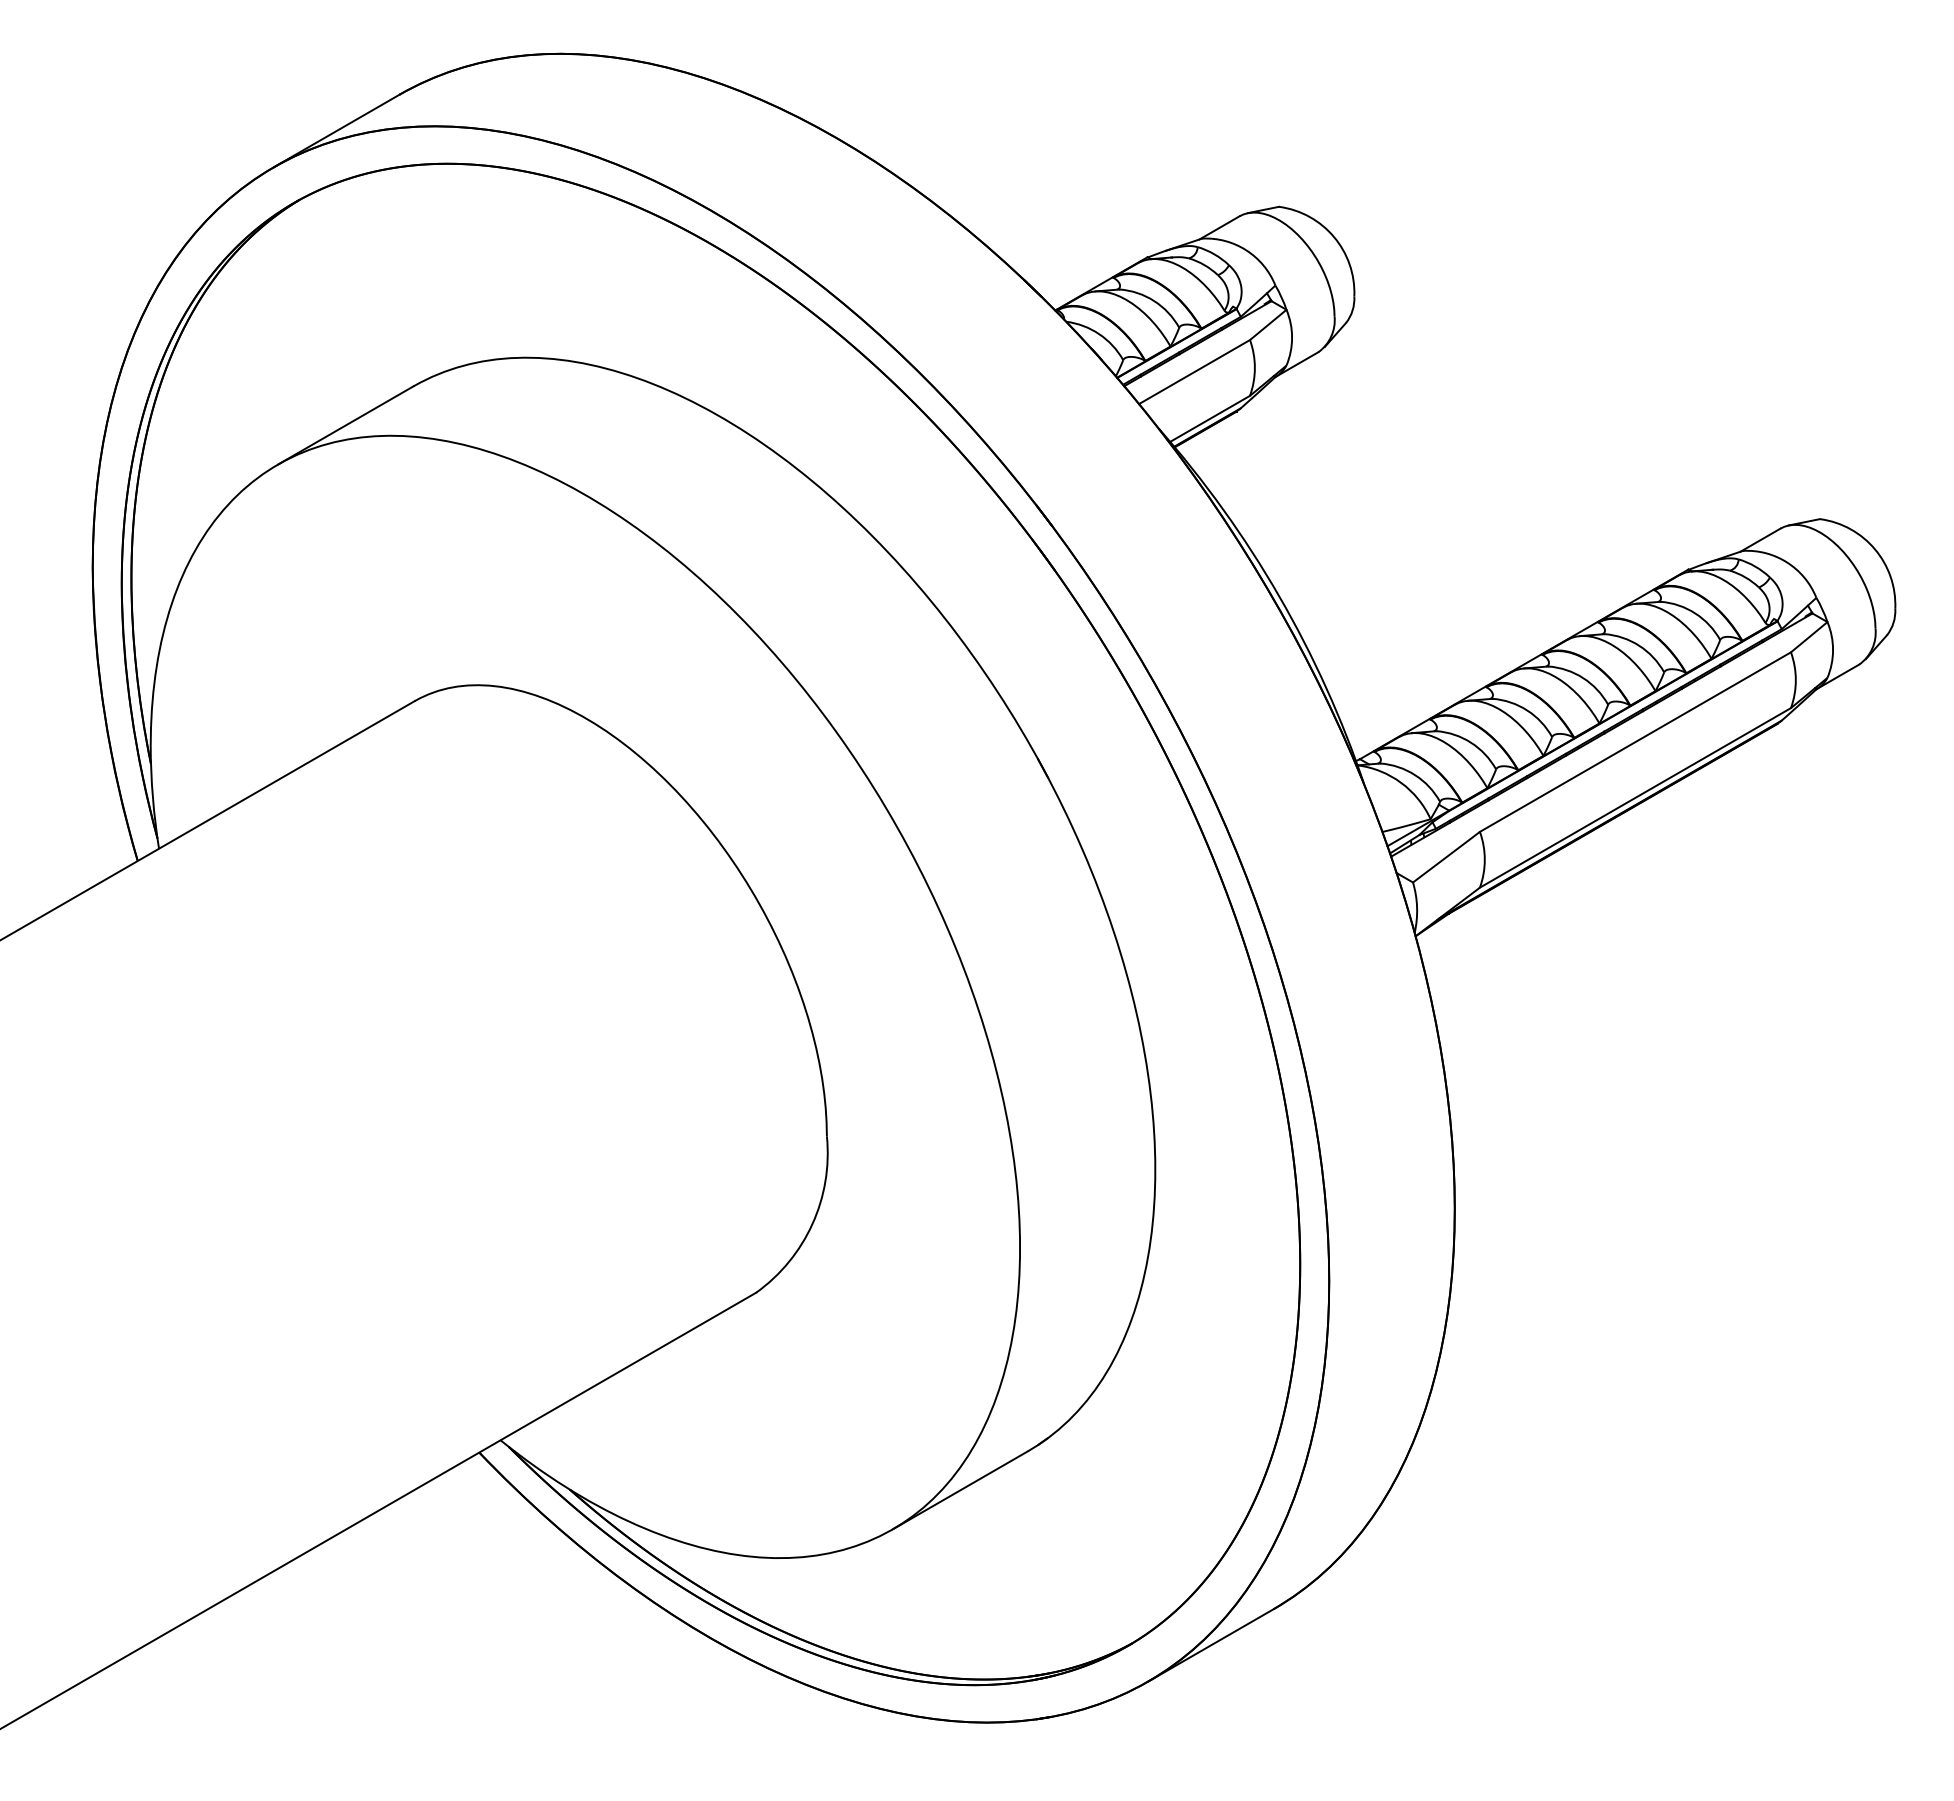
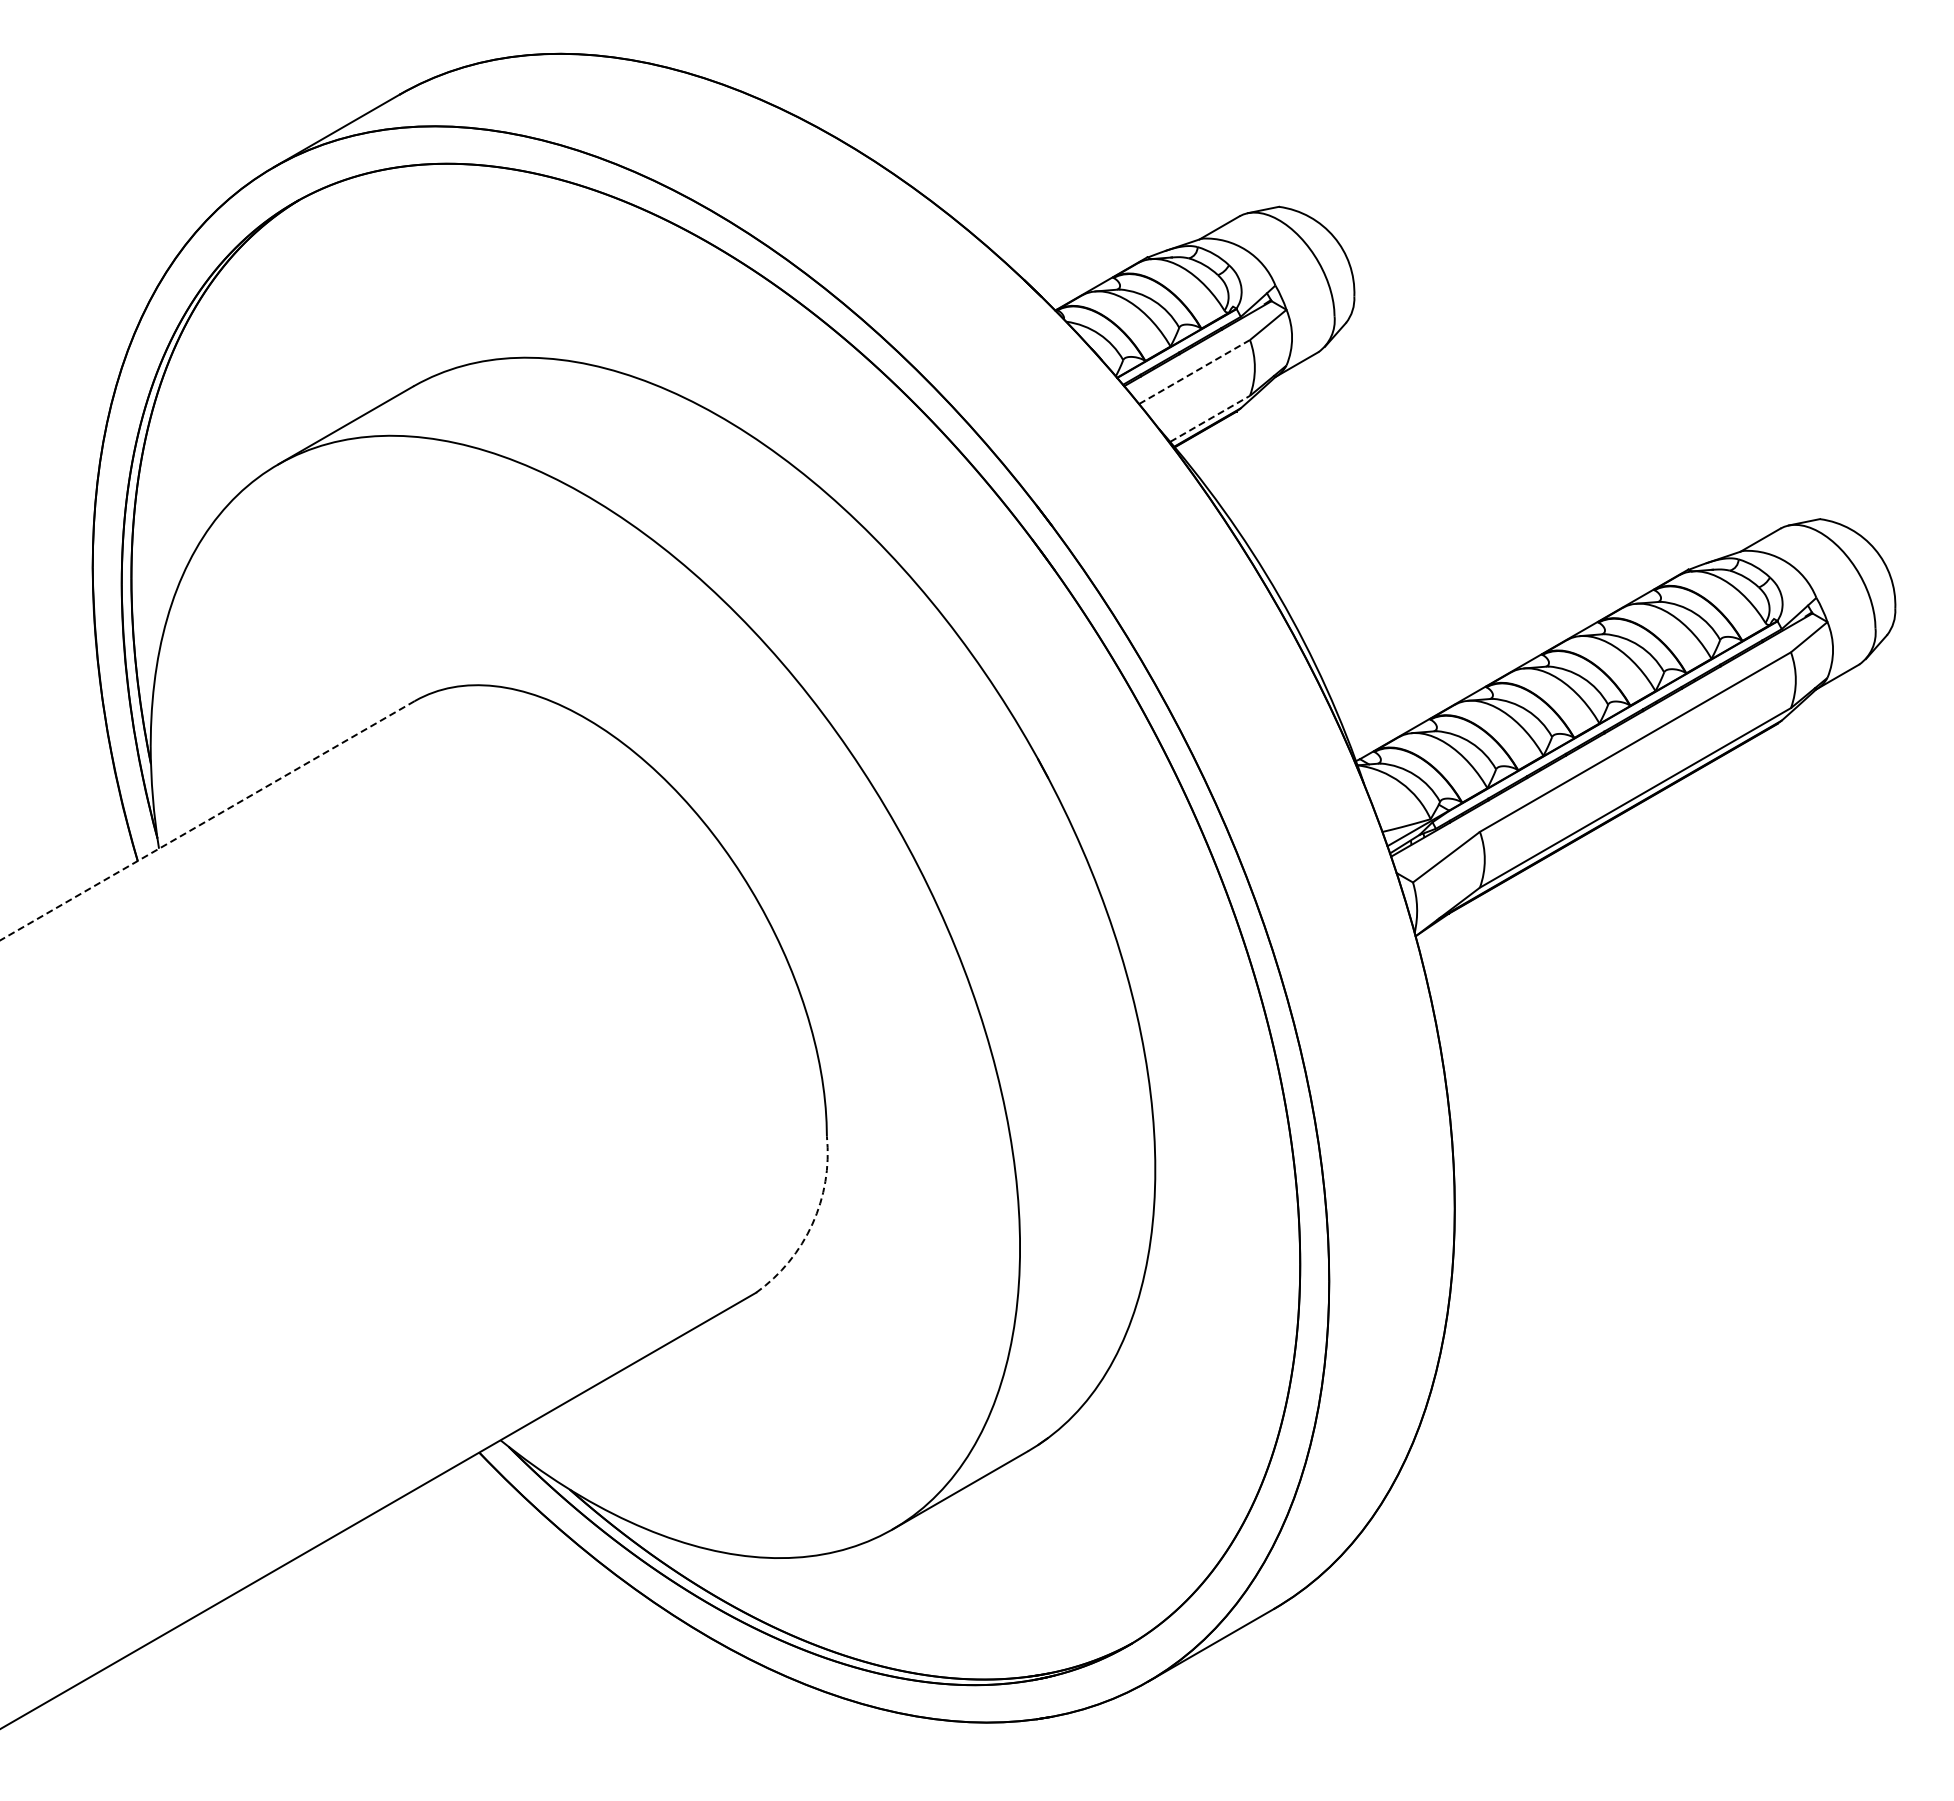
line: solid -> dashed (1194, 372)
line: solid -> dashed (1210, 418)
line: solid -> dashed (207, 820)
arc: solid -> dashed (812, 1224)
